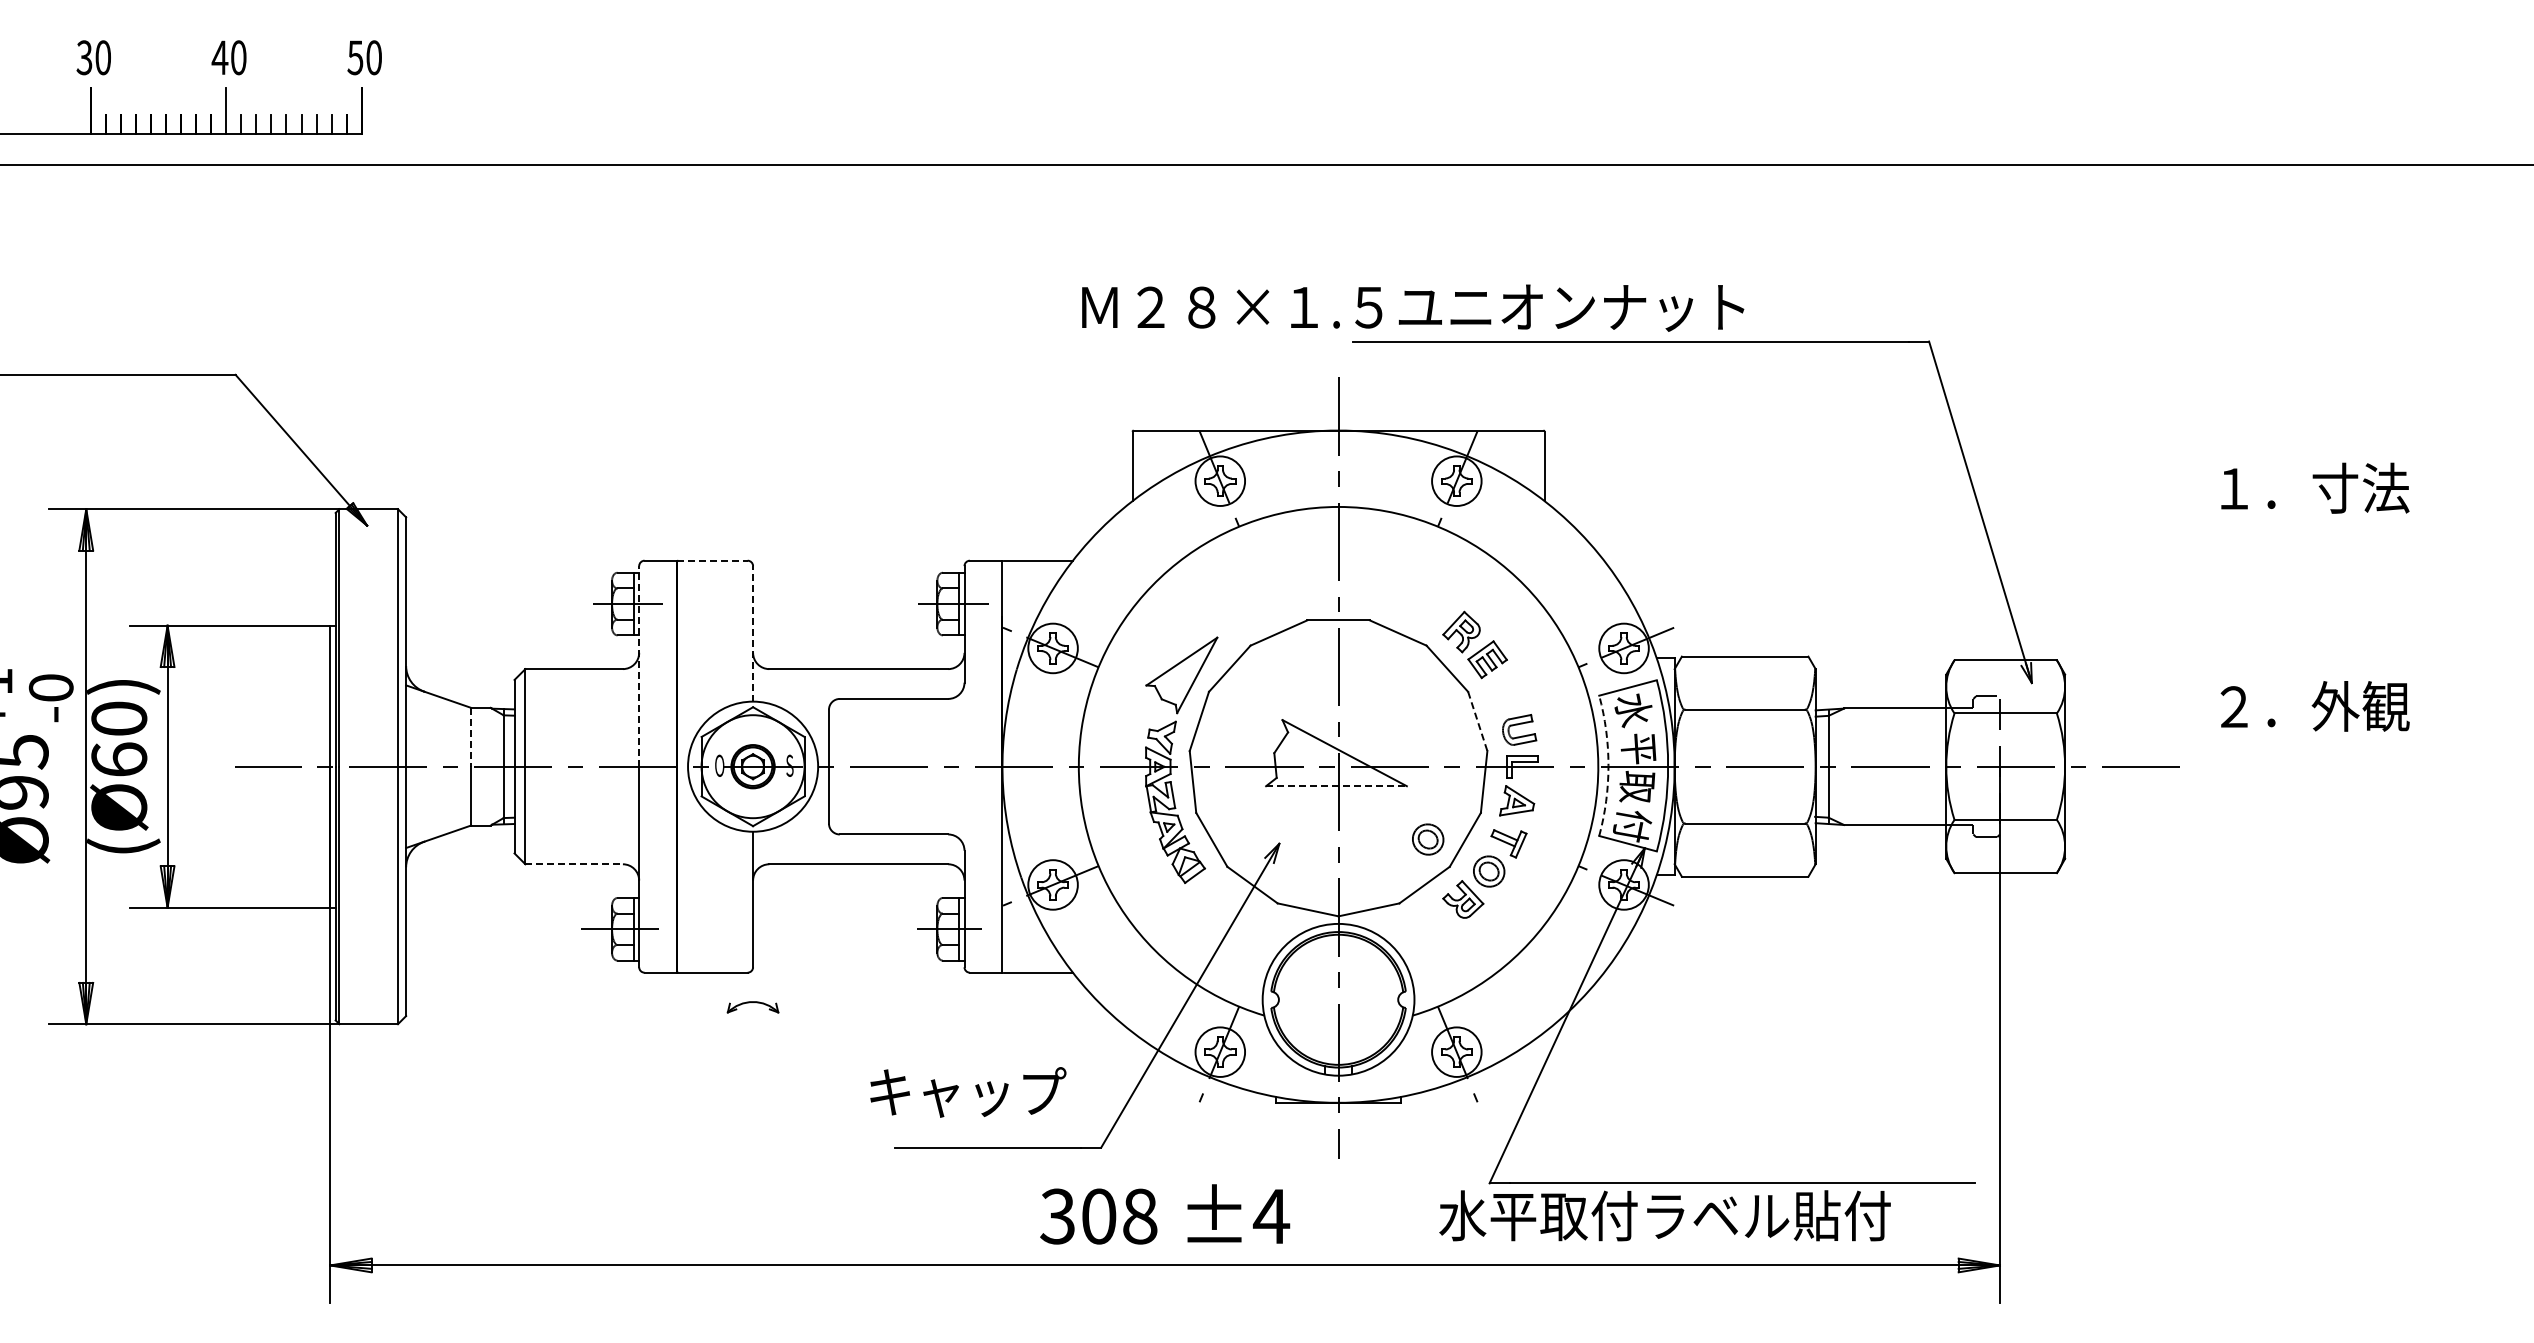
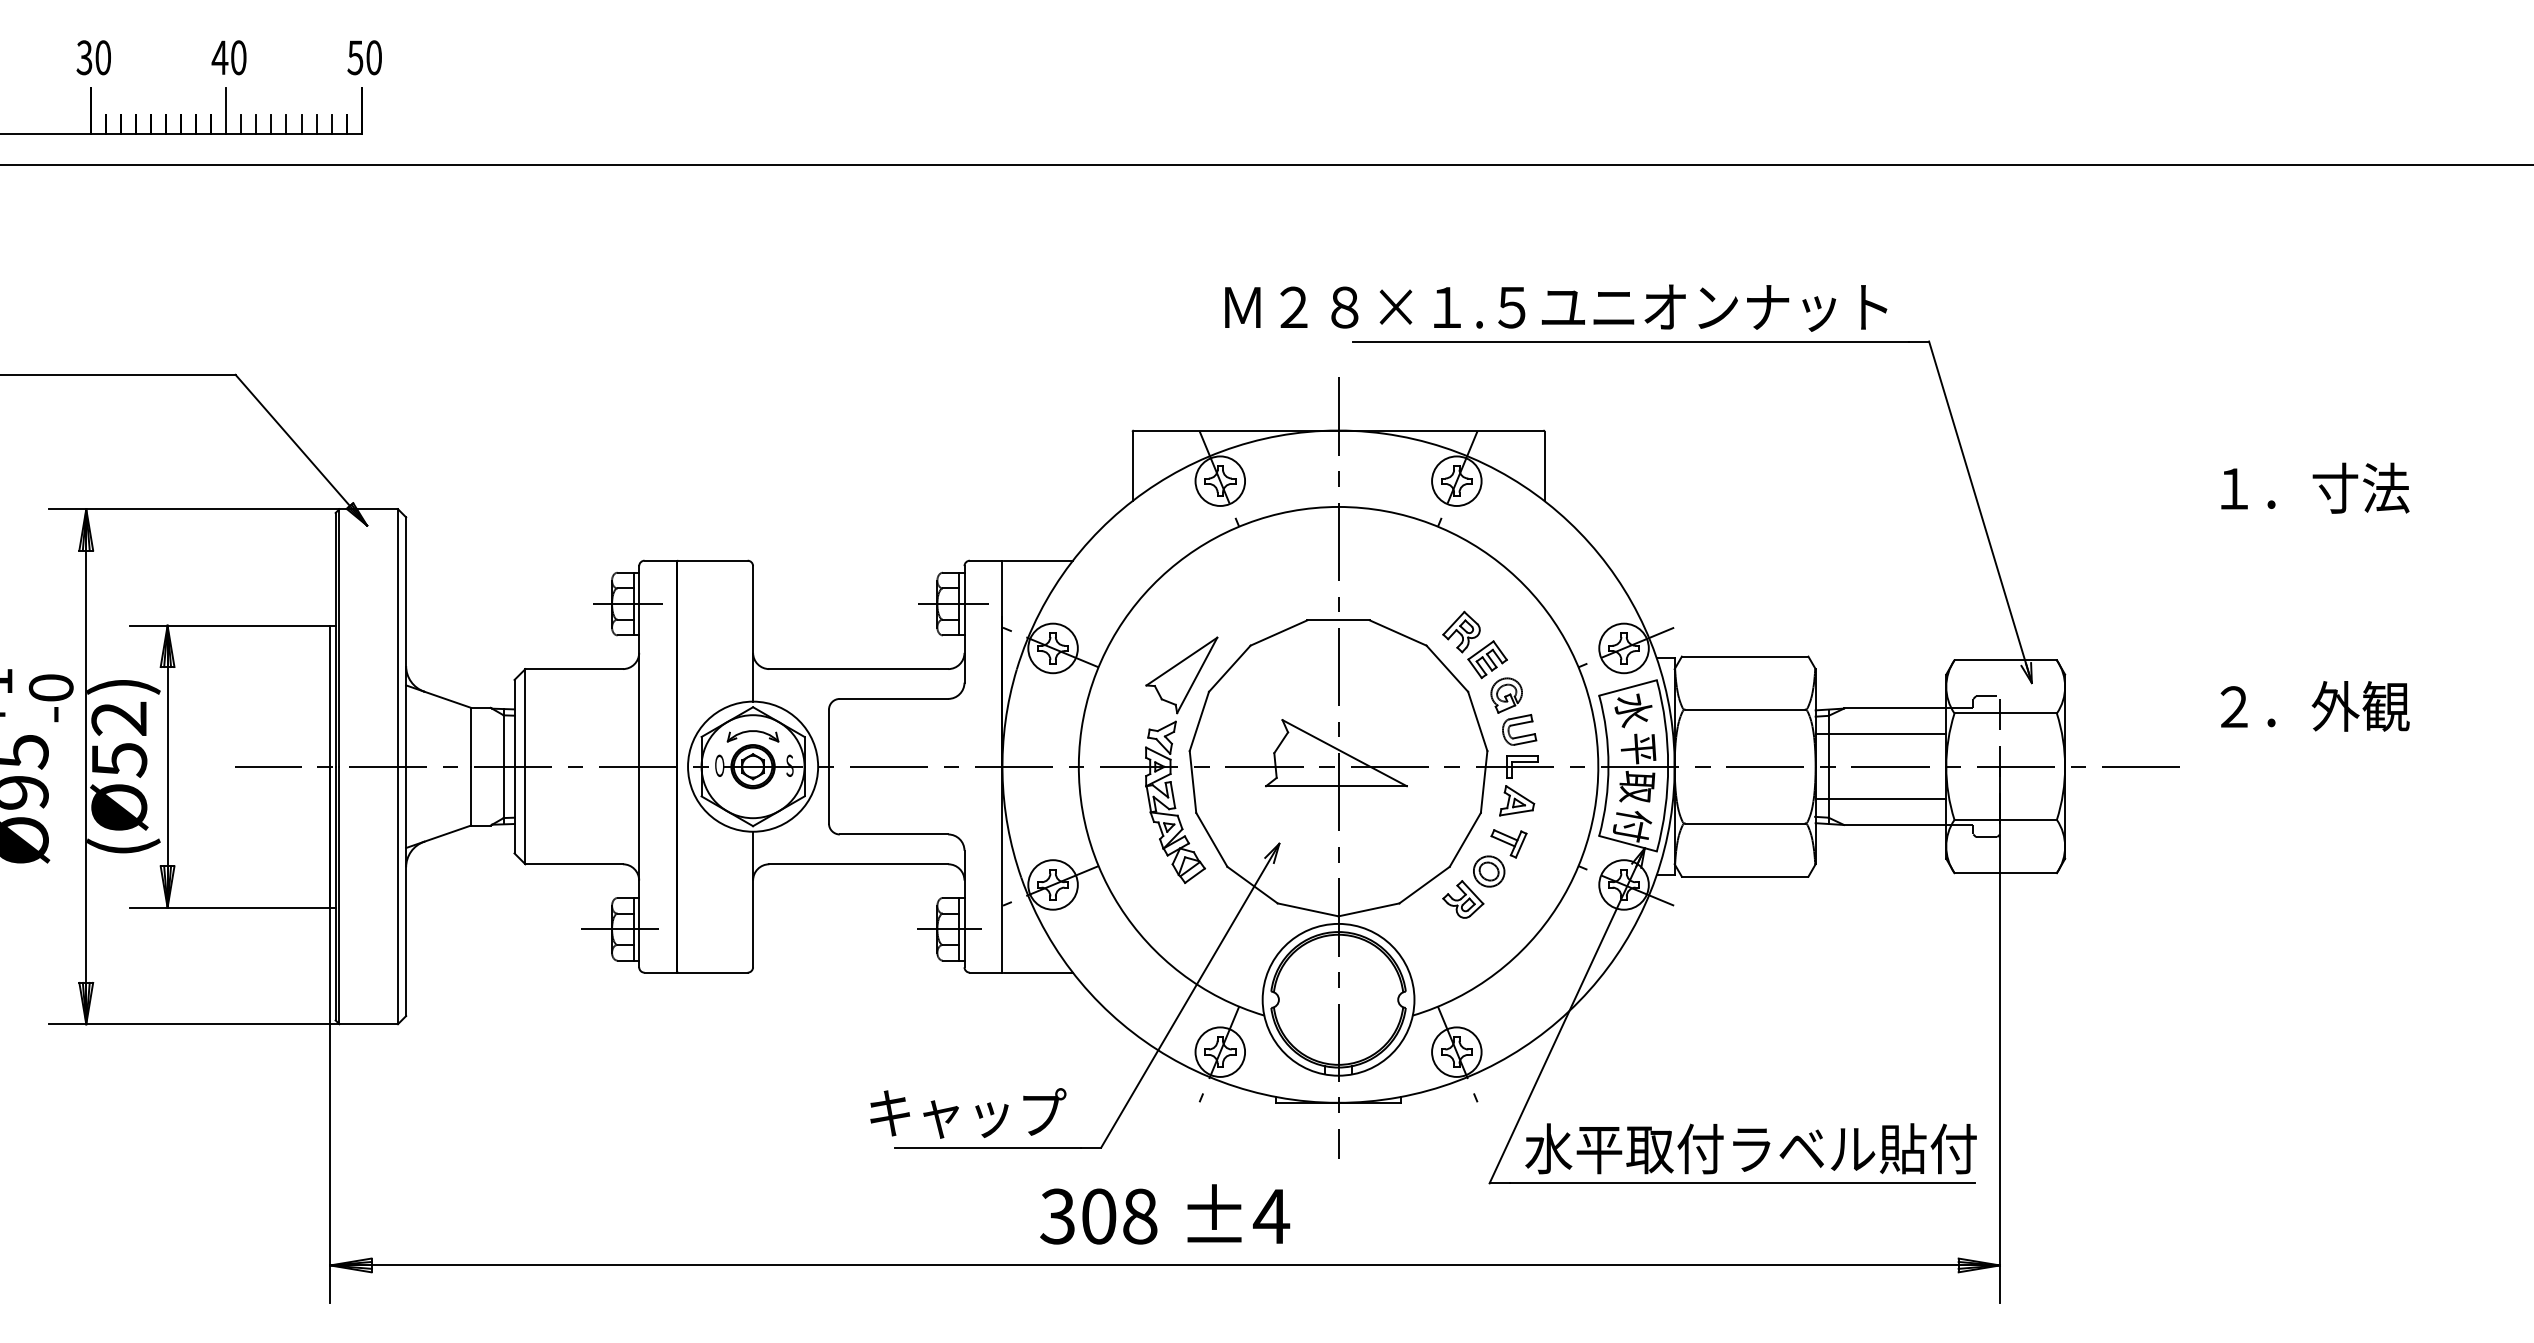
text position: (1413, 307) -> (1556, 307) (1556, 307)
line: dashed -> solid (712, 560)
line: dashed -> solid (753, 633)
line: dashed -> solid (639, 665)
part: none -> present (1506, 695)
line: dashed -> solid (1477, 721)
line: none -> present (1880, 734)
line: dashed -> solid (471, 737)
text: (Ø60) -> (Ø52) (119, 739)
arc: dashed -> solid (1608, 765)
line: dashed -> solid (1336, 786)
line: none -> present (1880, 799)
part: present -> none (1428, 839)
line: dashed -> solid (574, 864)
part position: (752, 1007) -> (752, 736) (752, 736)
text position: (968, 1092) -> (968, 1113) (968, 1113)
text position: (1664, 1215) -> (1750, 1148) (1750, 1148)
